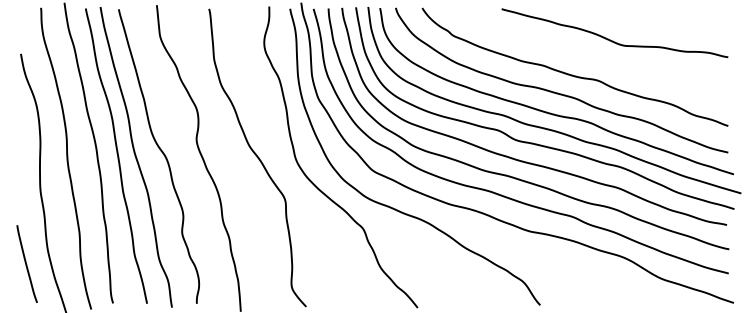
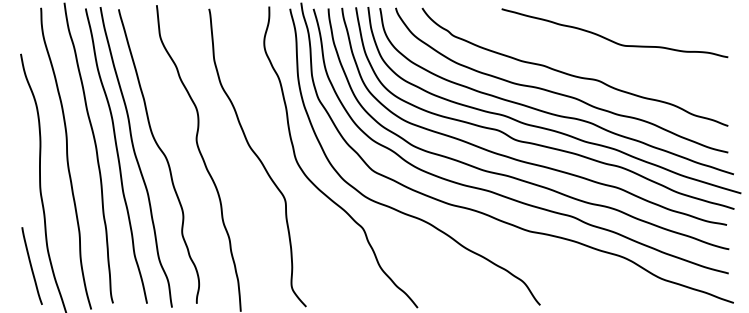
curve position: (26, 263) -> (31, 265) (31, 265)
